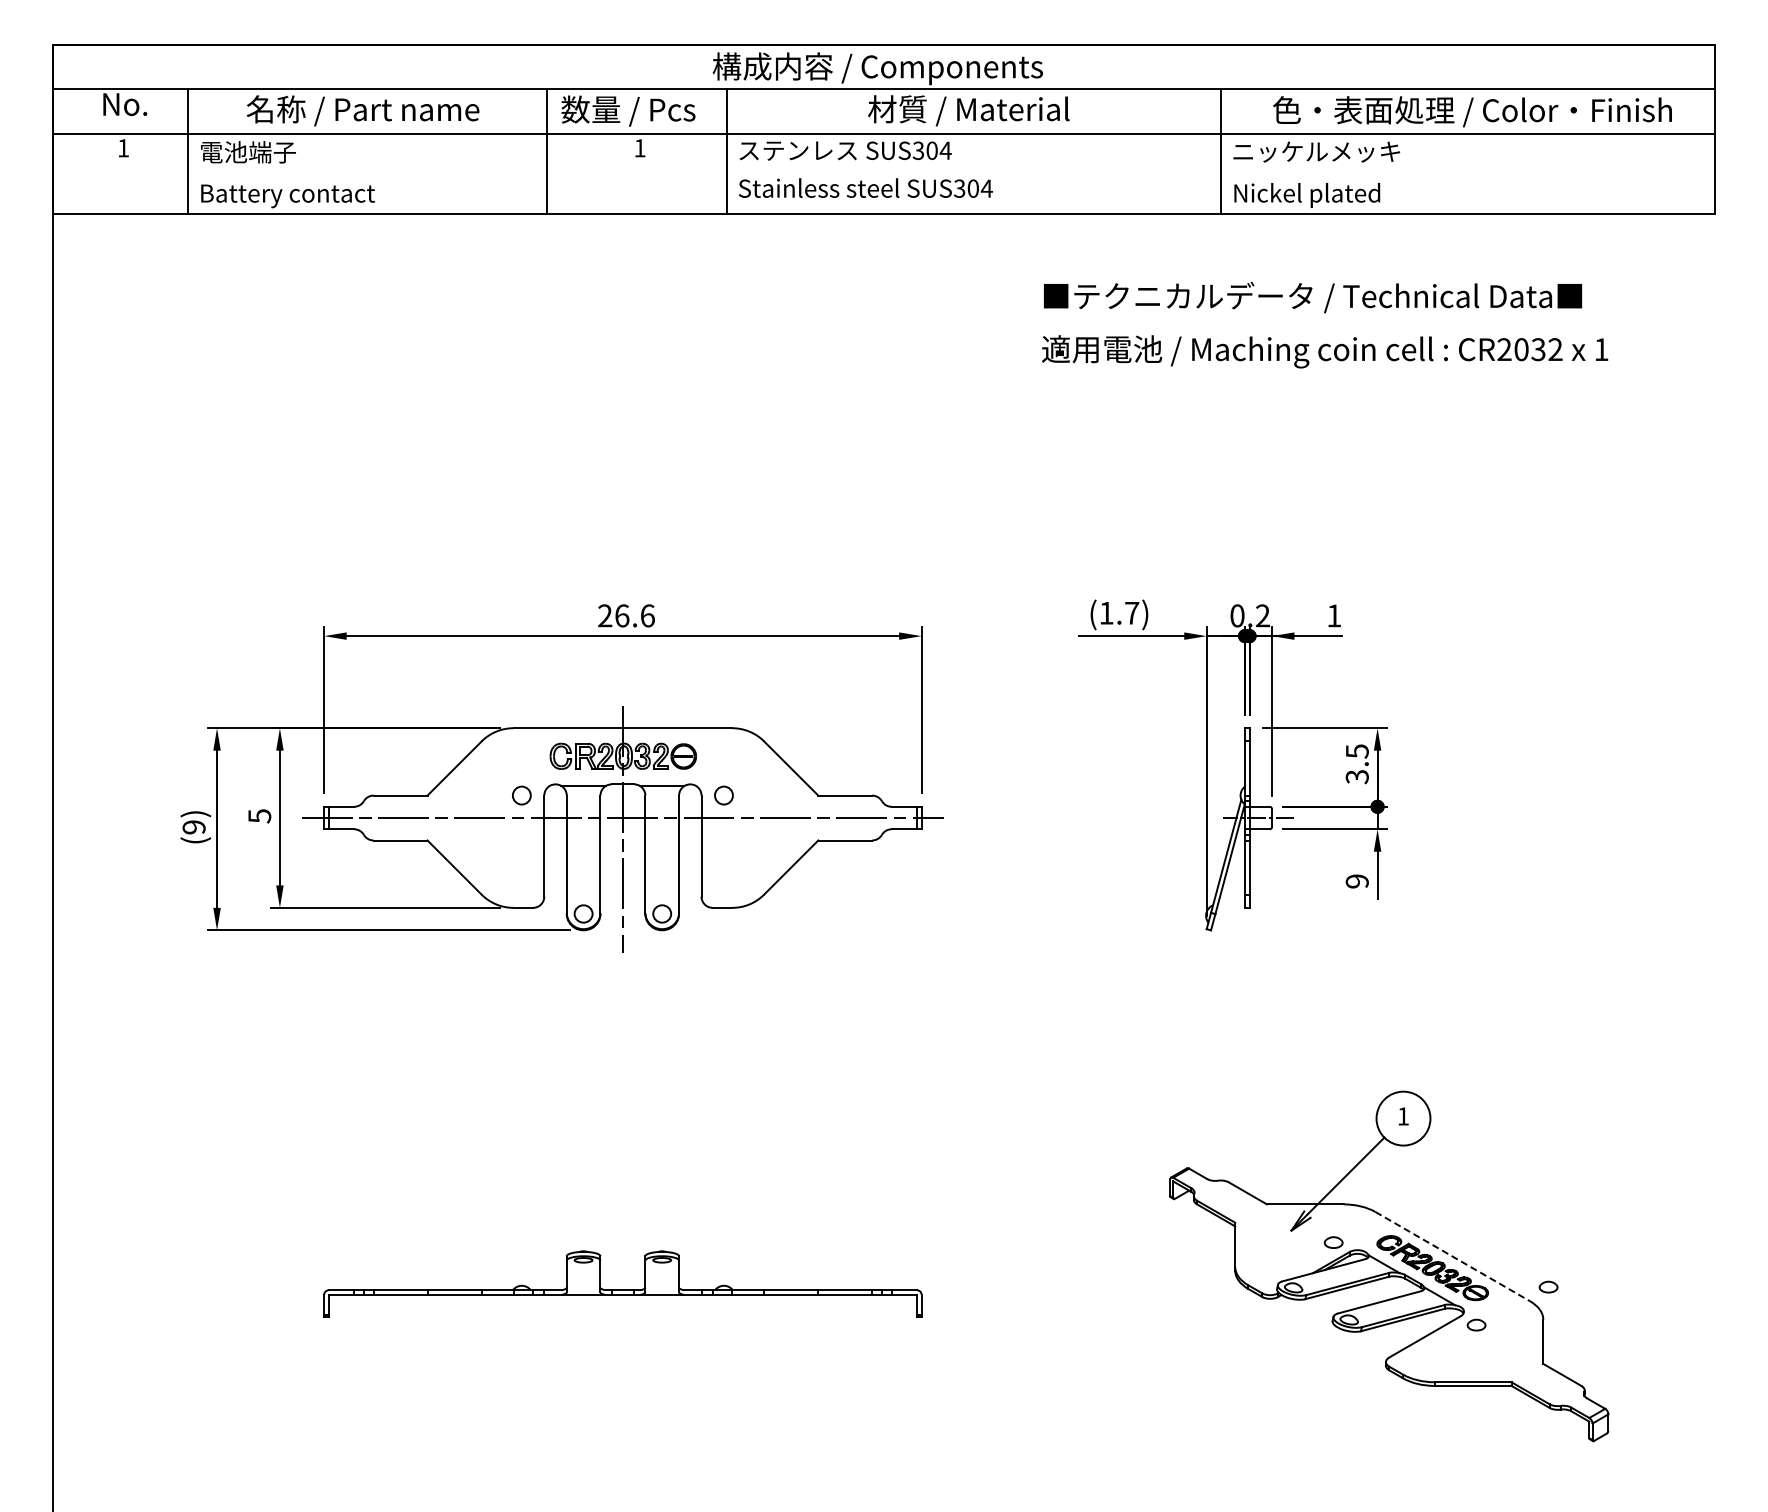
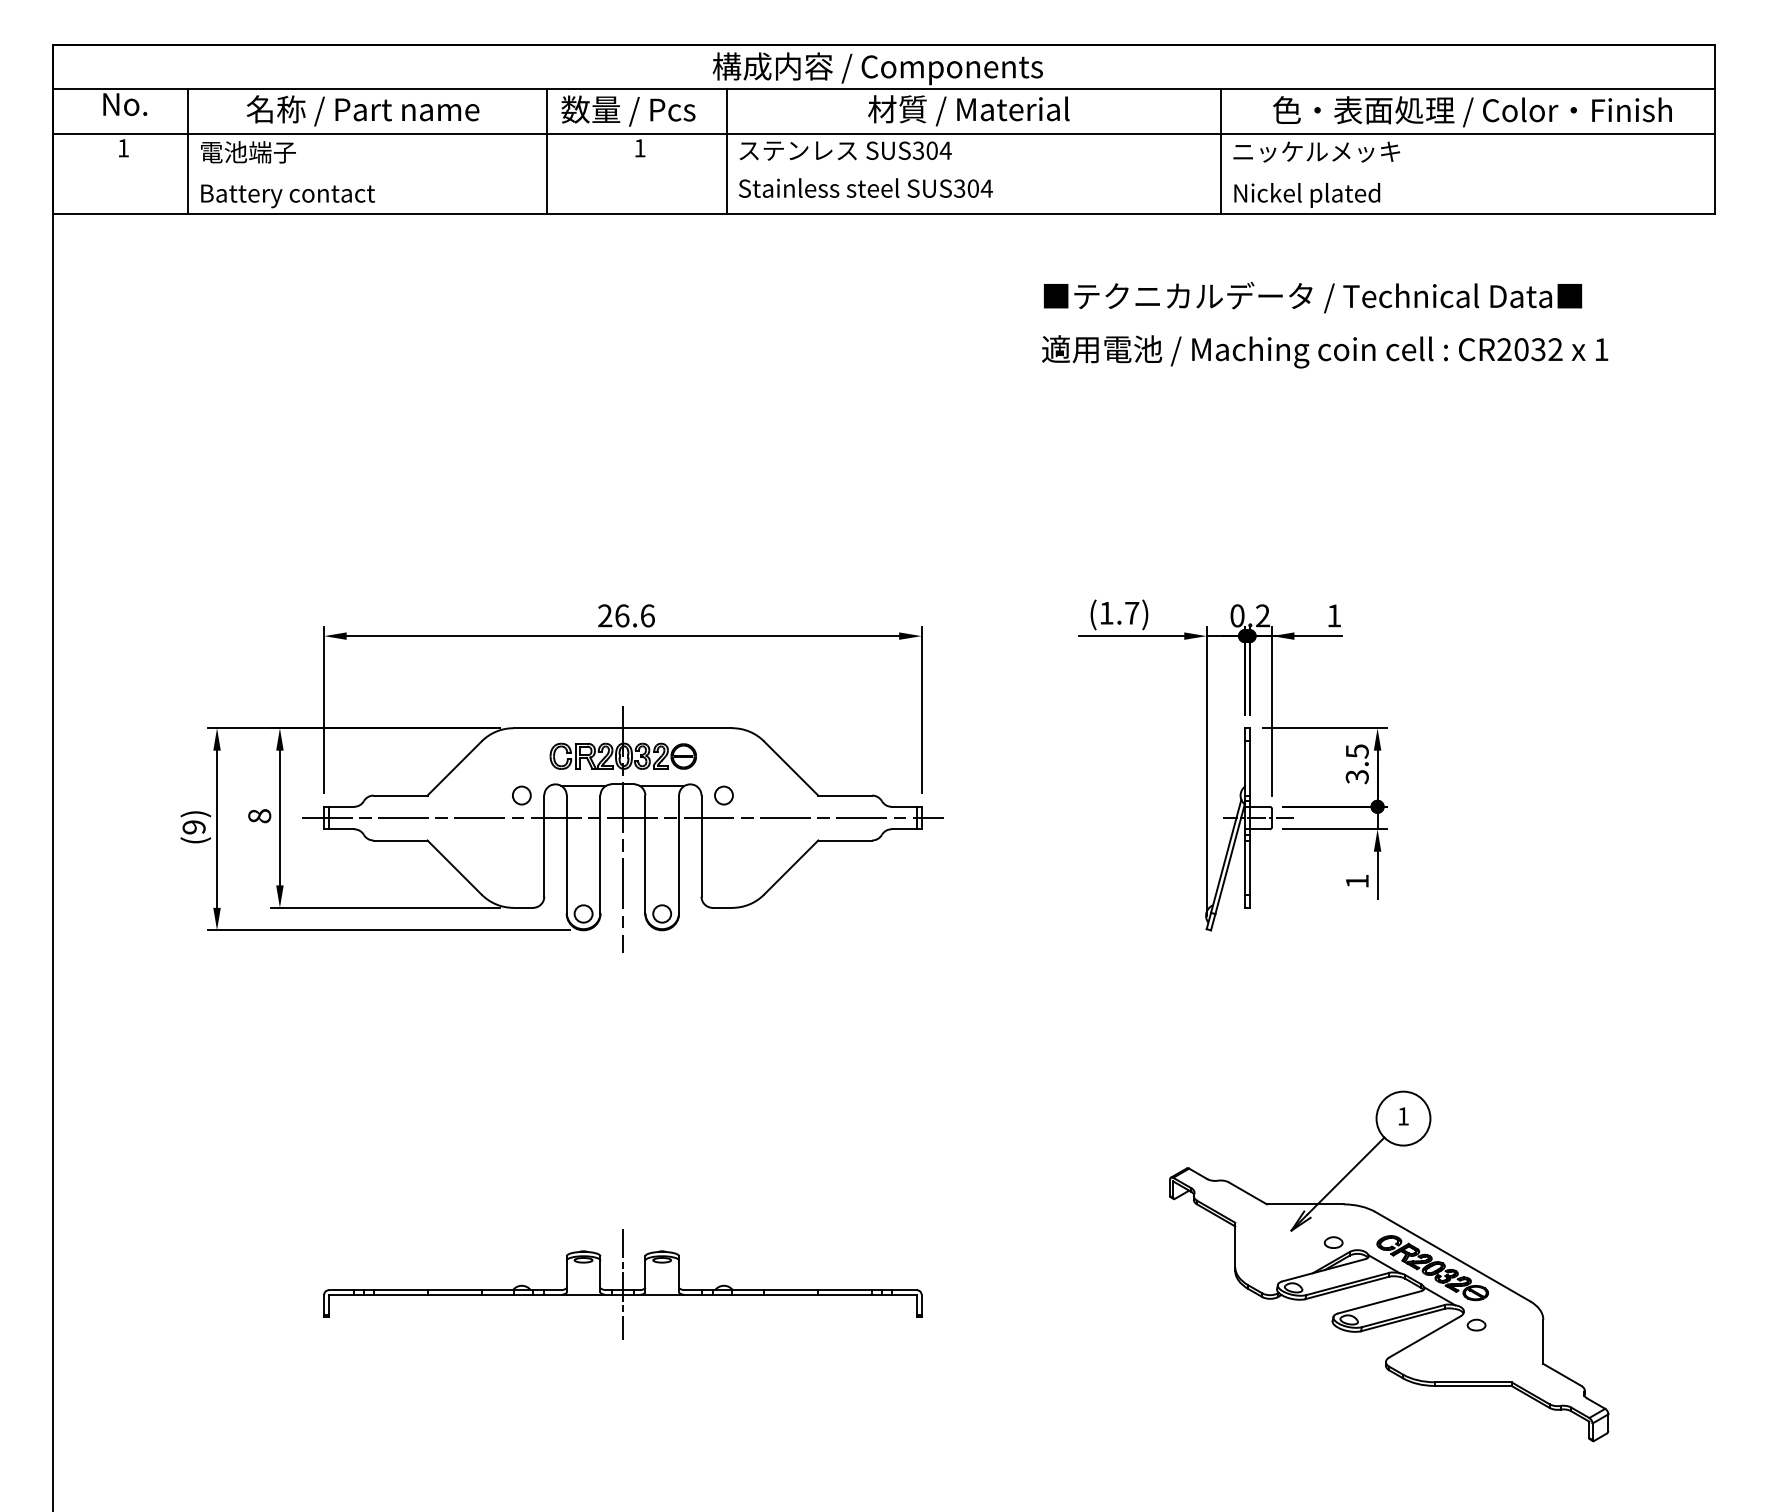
text: 5 -> 8 (259, 816)
text: 9 -> 1 (1356, 881)
line: dashed -> solid (1453, 1256)
line: none -> present (622, 1283)
part: present -> none (1548, 1286)
